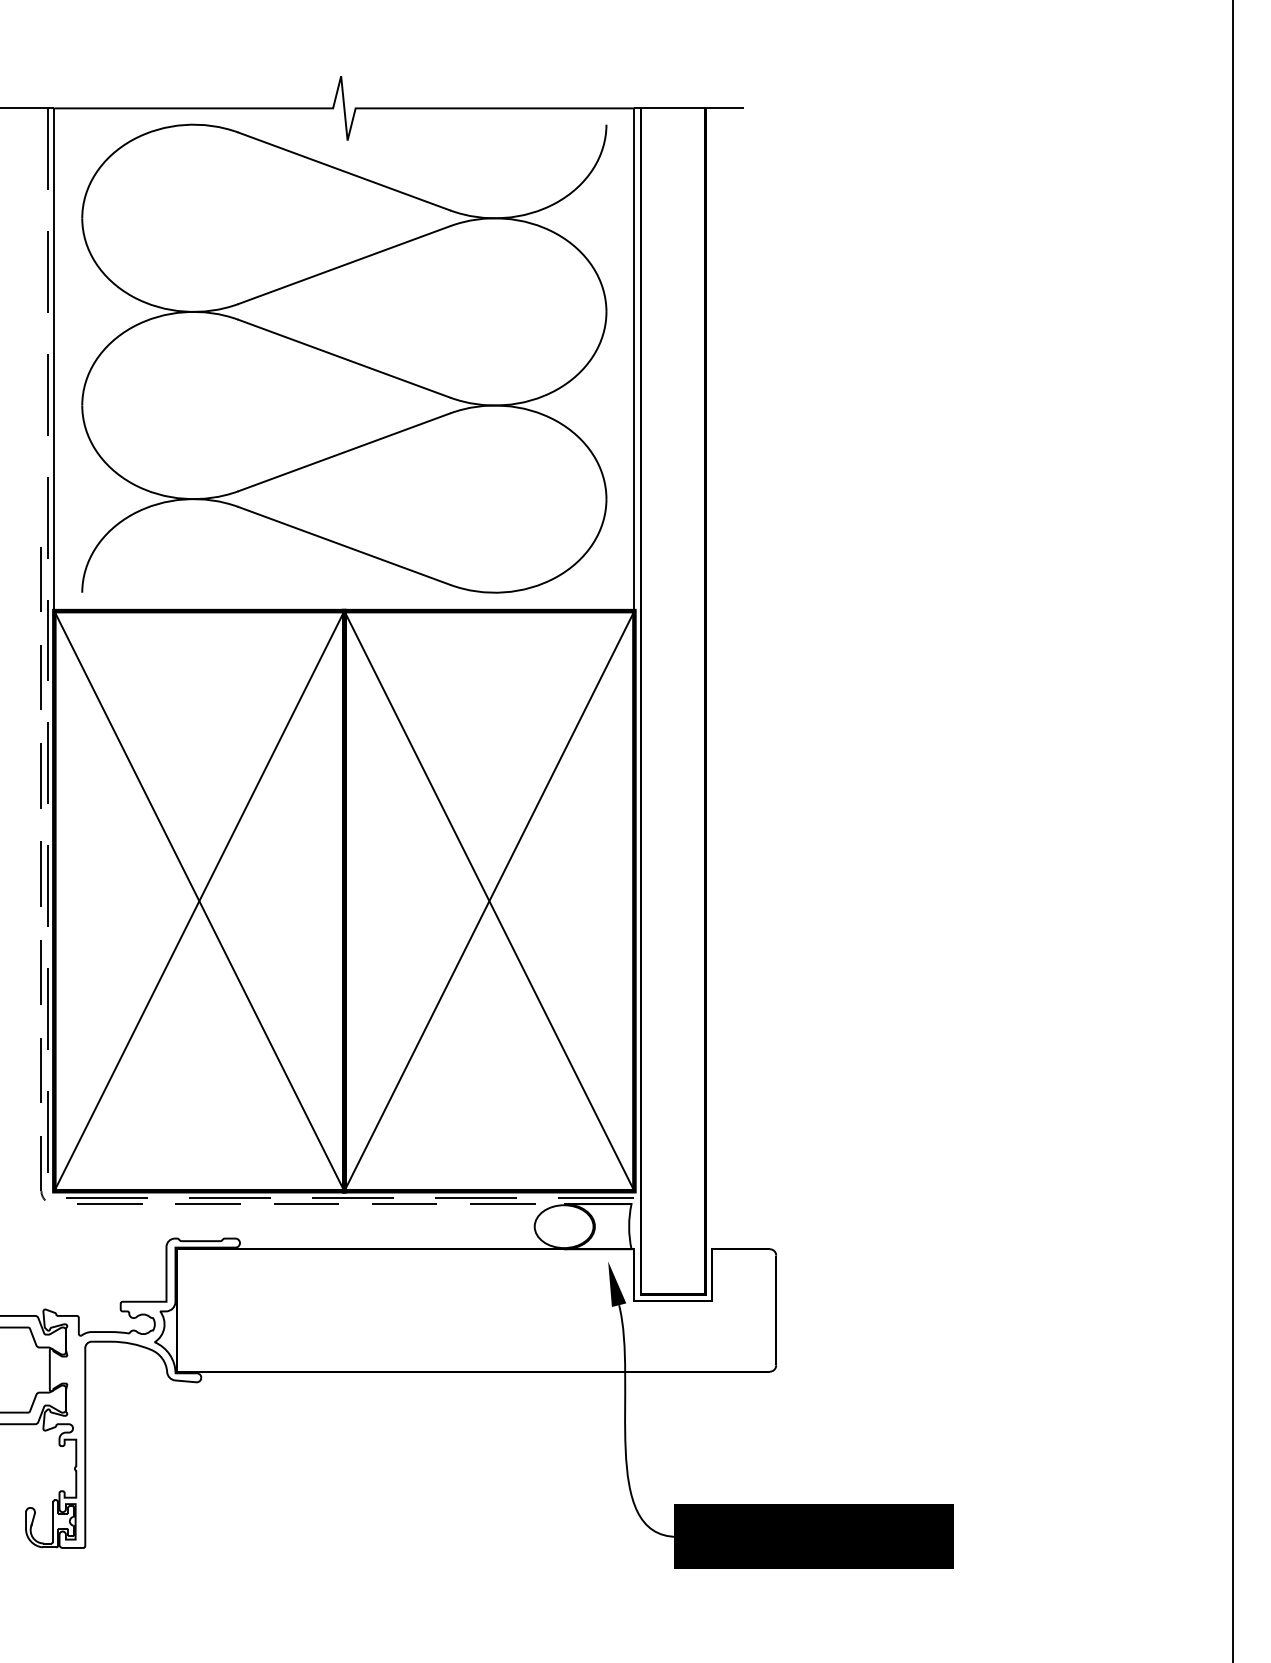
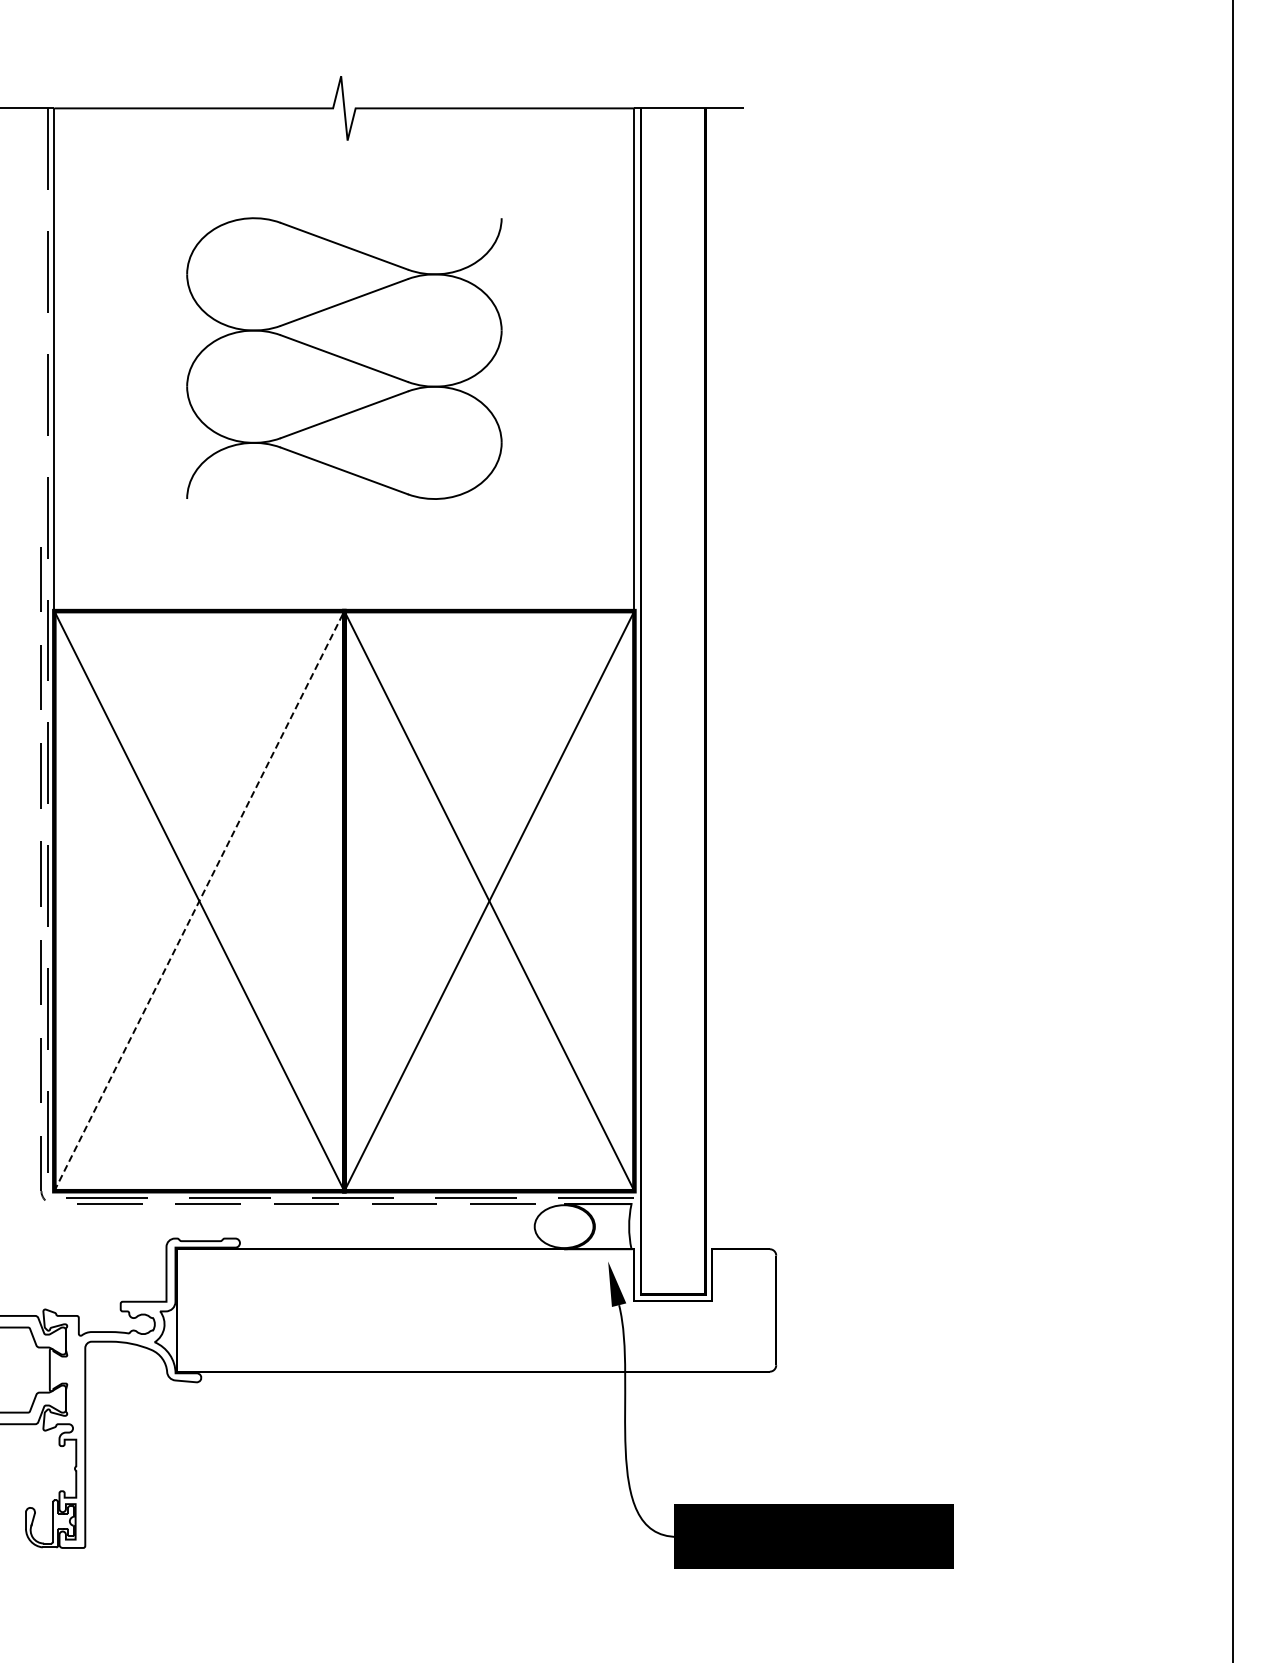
part size: 527x471 px -> 317x283 px (344, 358)
line: solid -> dashed (199, 900)
